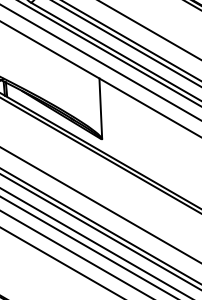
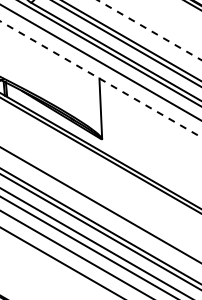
line: solid -> dashed (149, 30)
line: solid -> dashed (100, 79)
